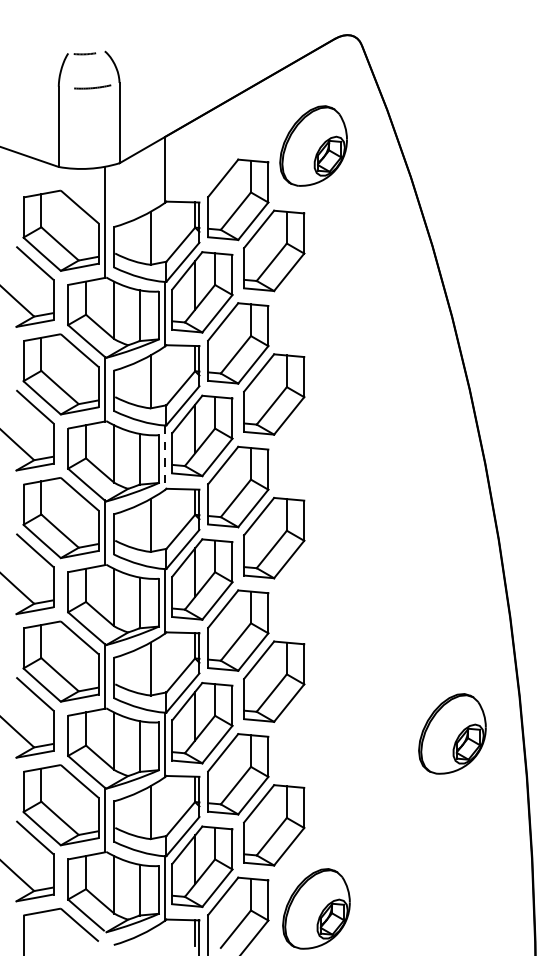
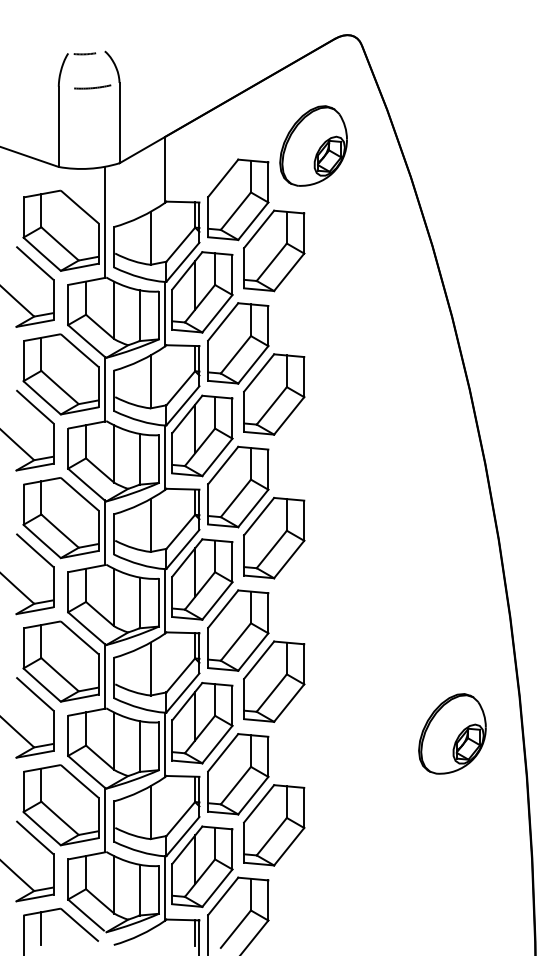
line: dashed -> solid (165, 458)
part: present -> none (316, 908)
line: none -> present (41, 928)
